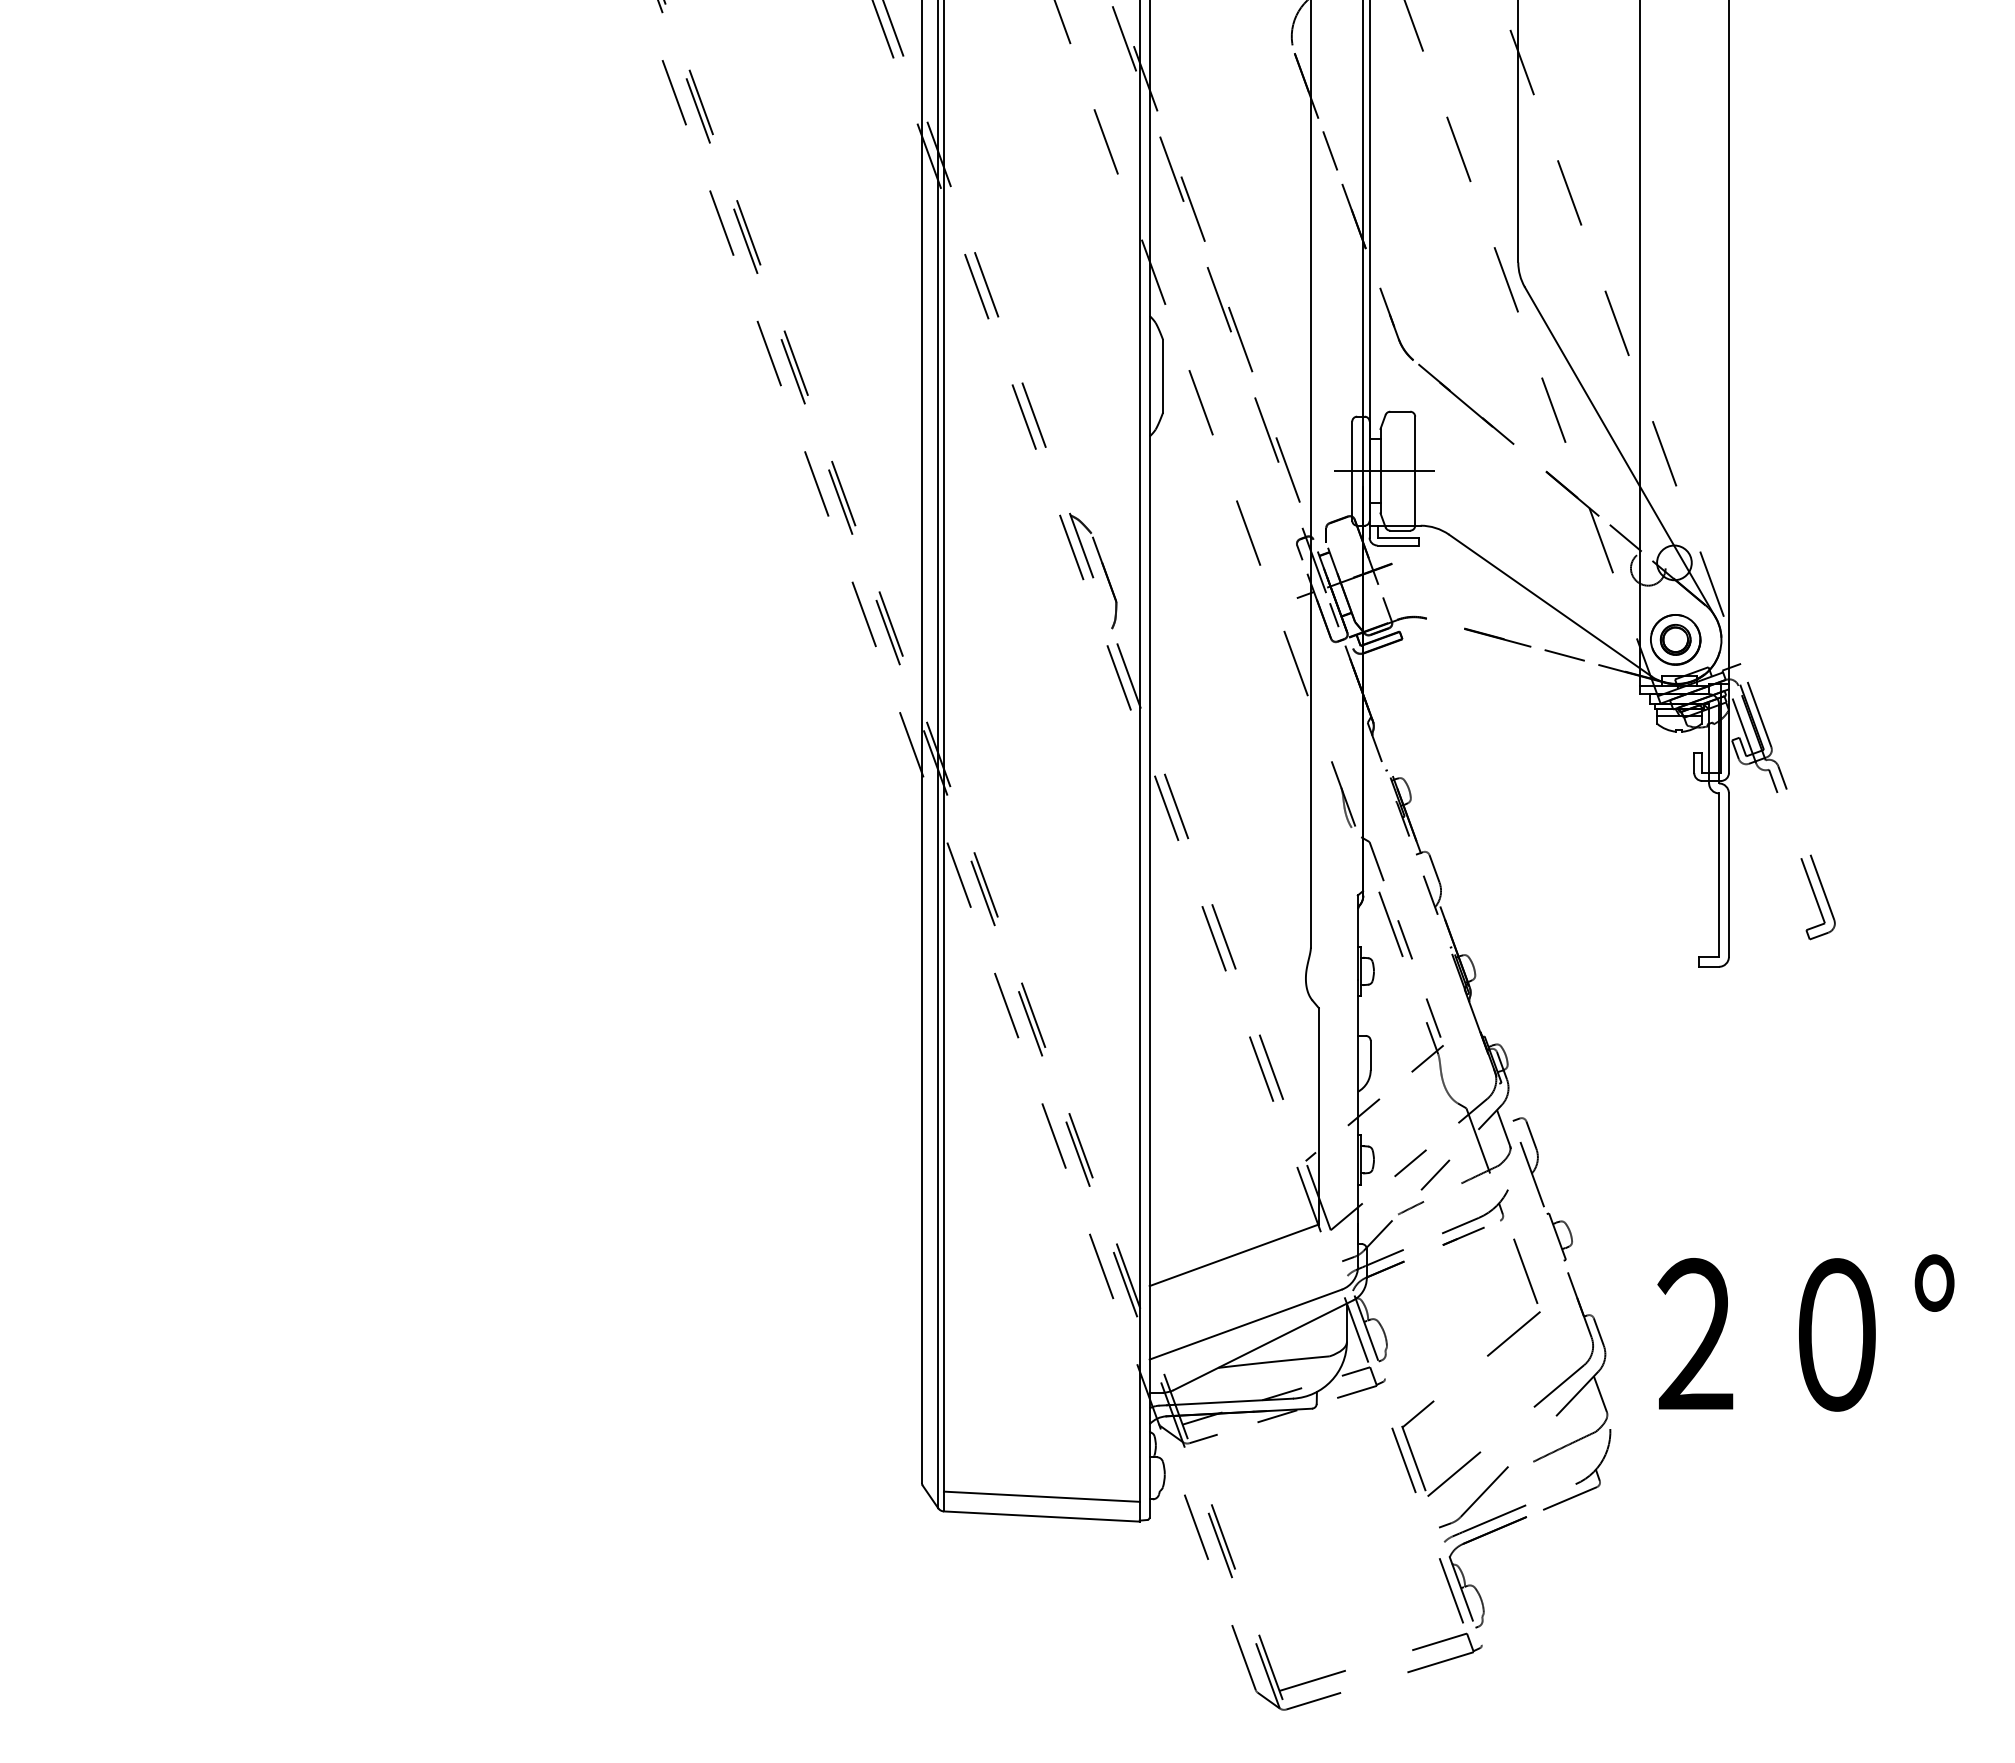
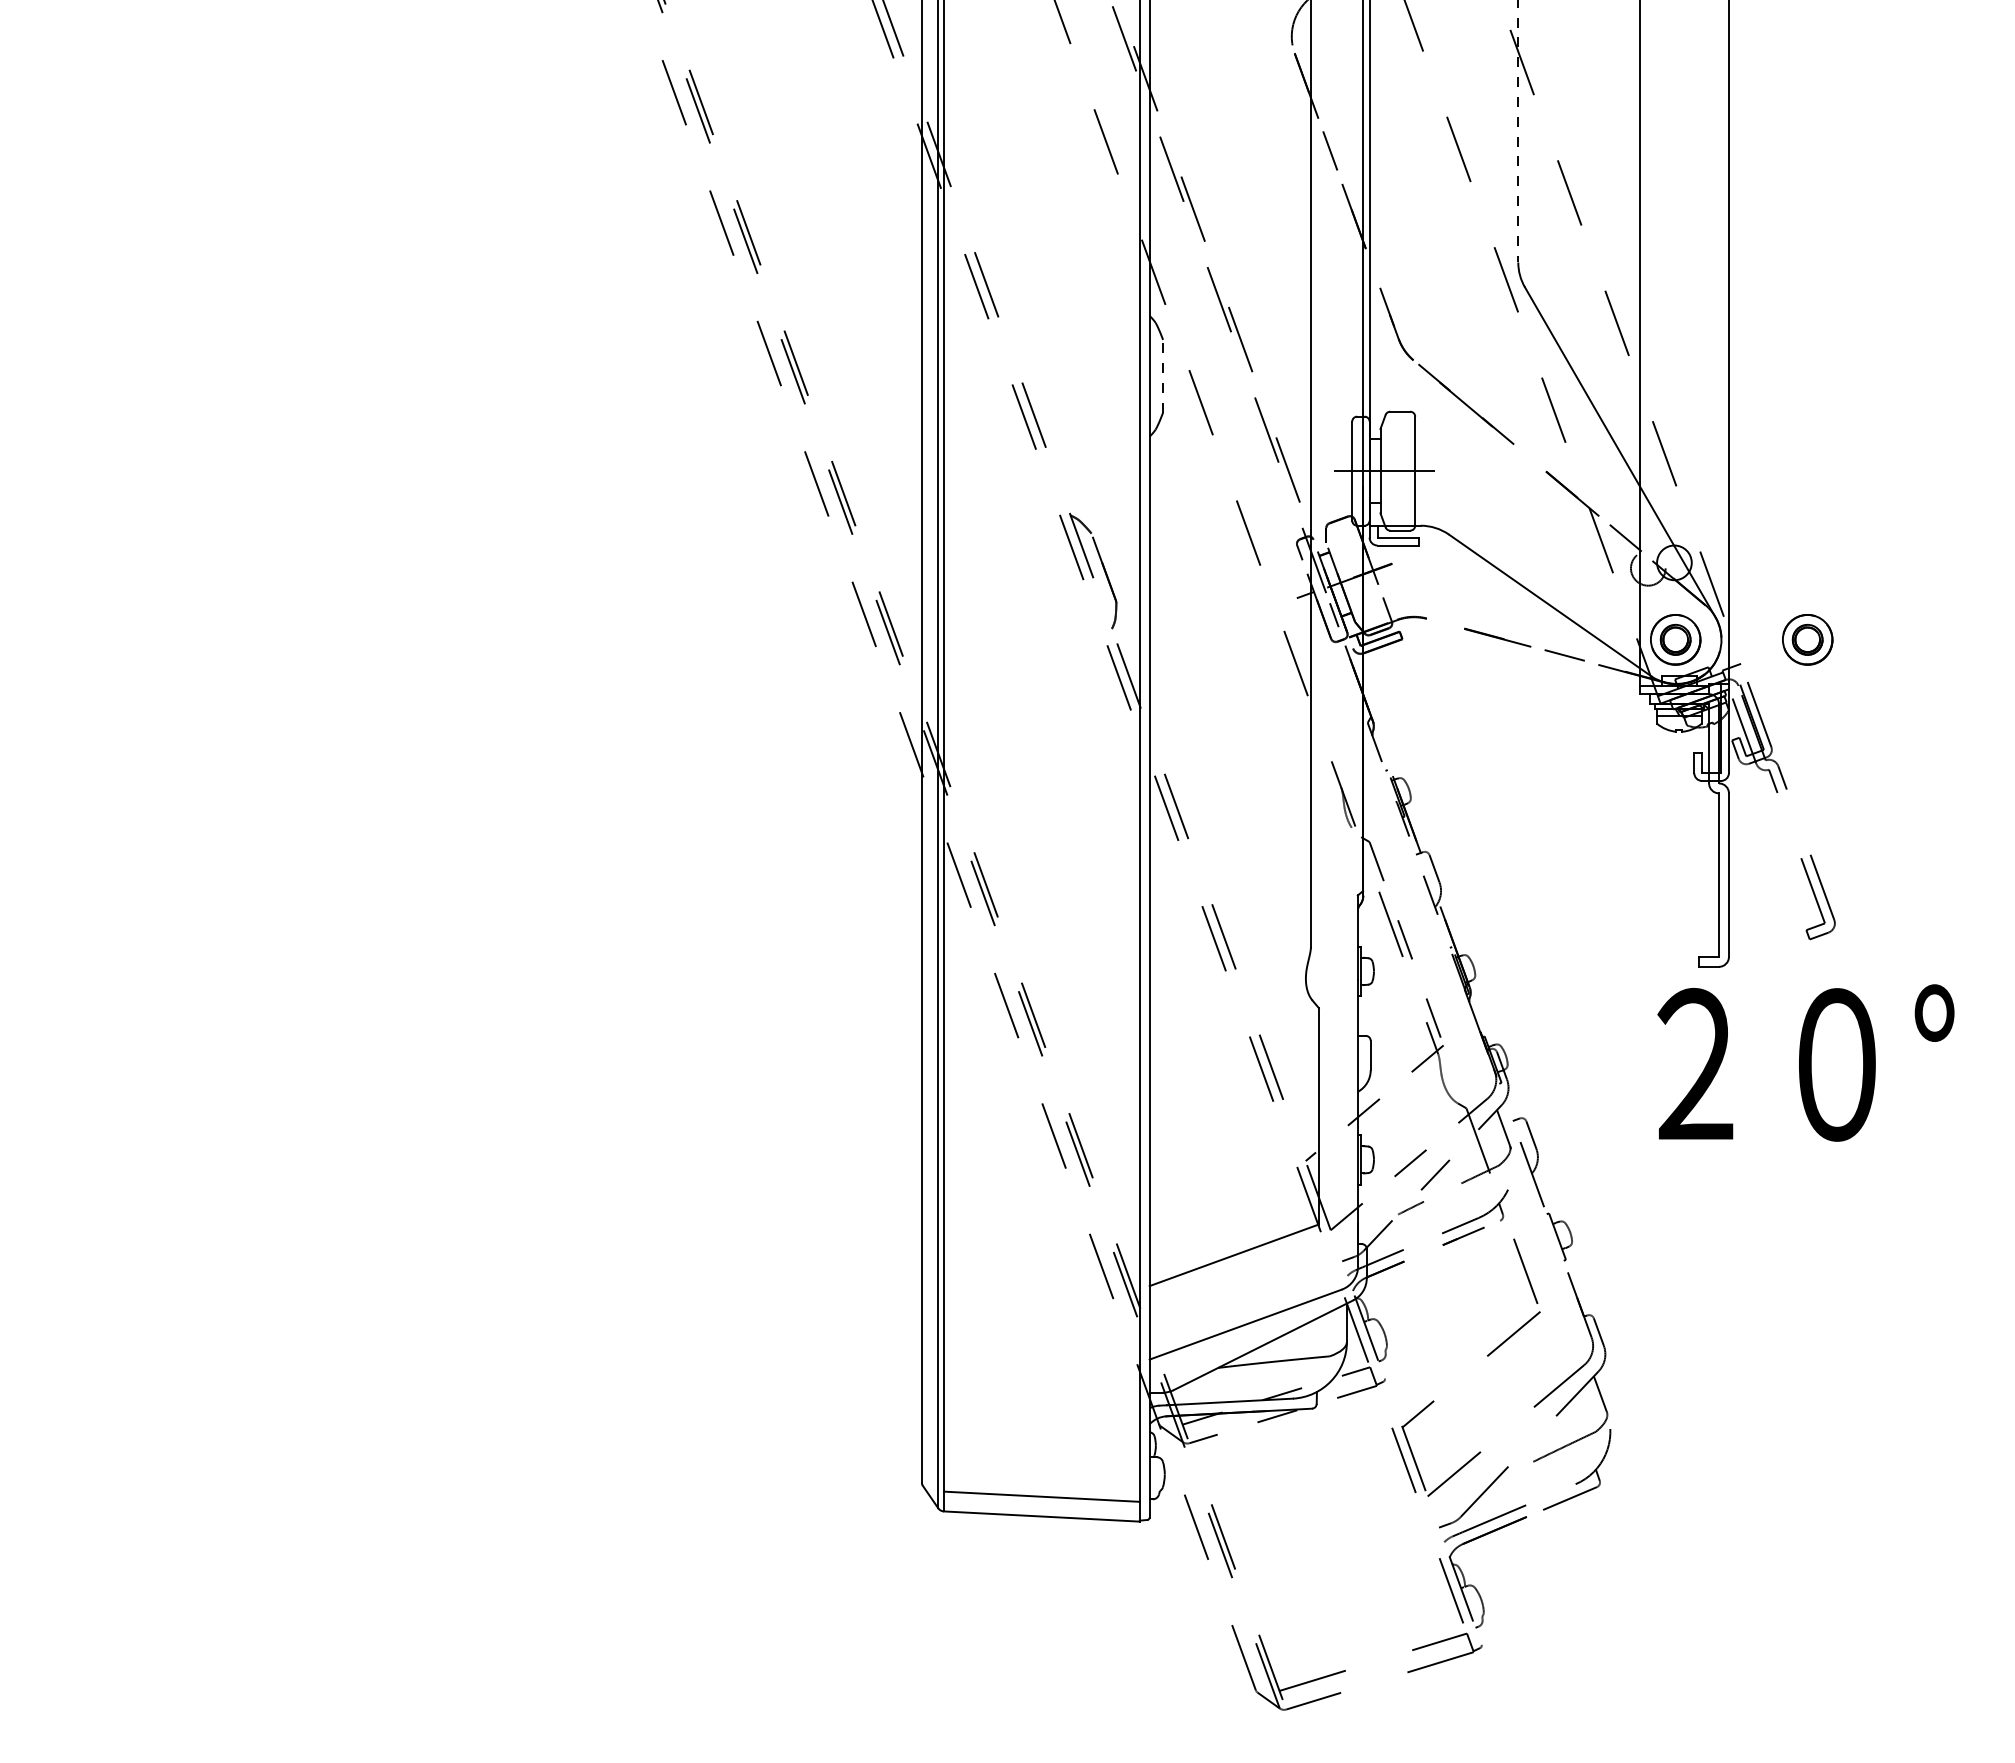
line: solid -> dashed (1518, 131)
line: solid -> dashed (1163, 375)
part: none -> present (1807, 639)
text position: (1805, 1332) -> (1805, 1062) (1805, 1062)
